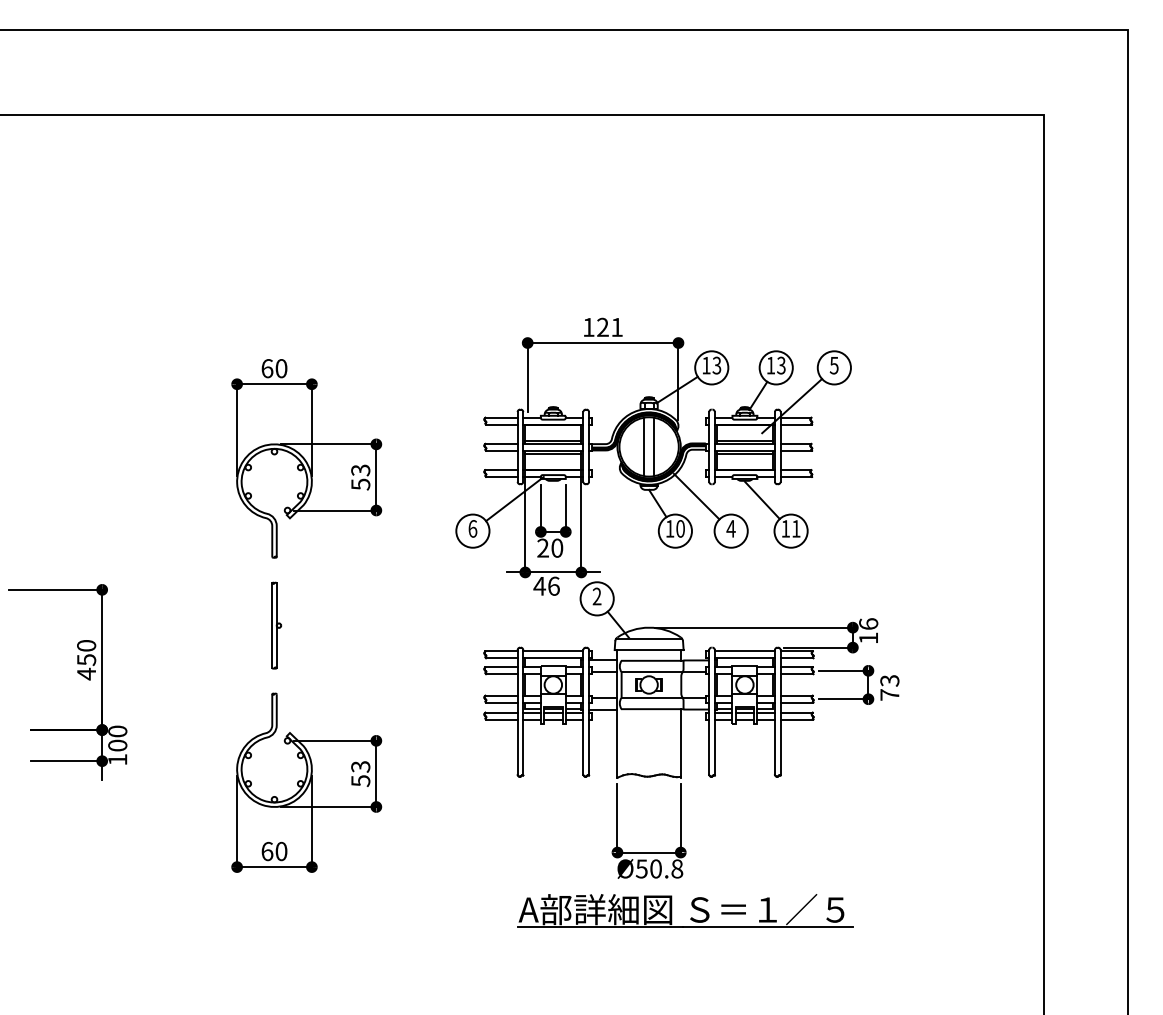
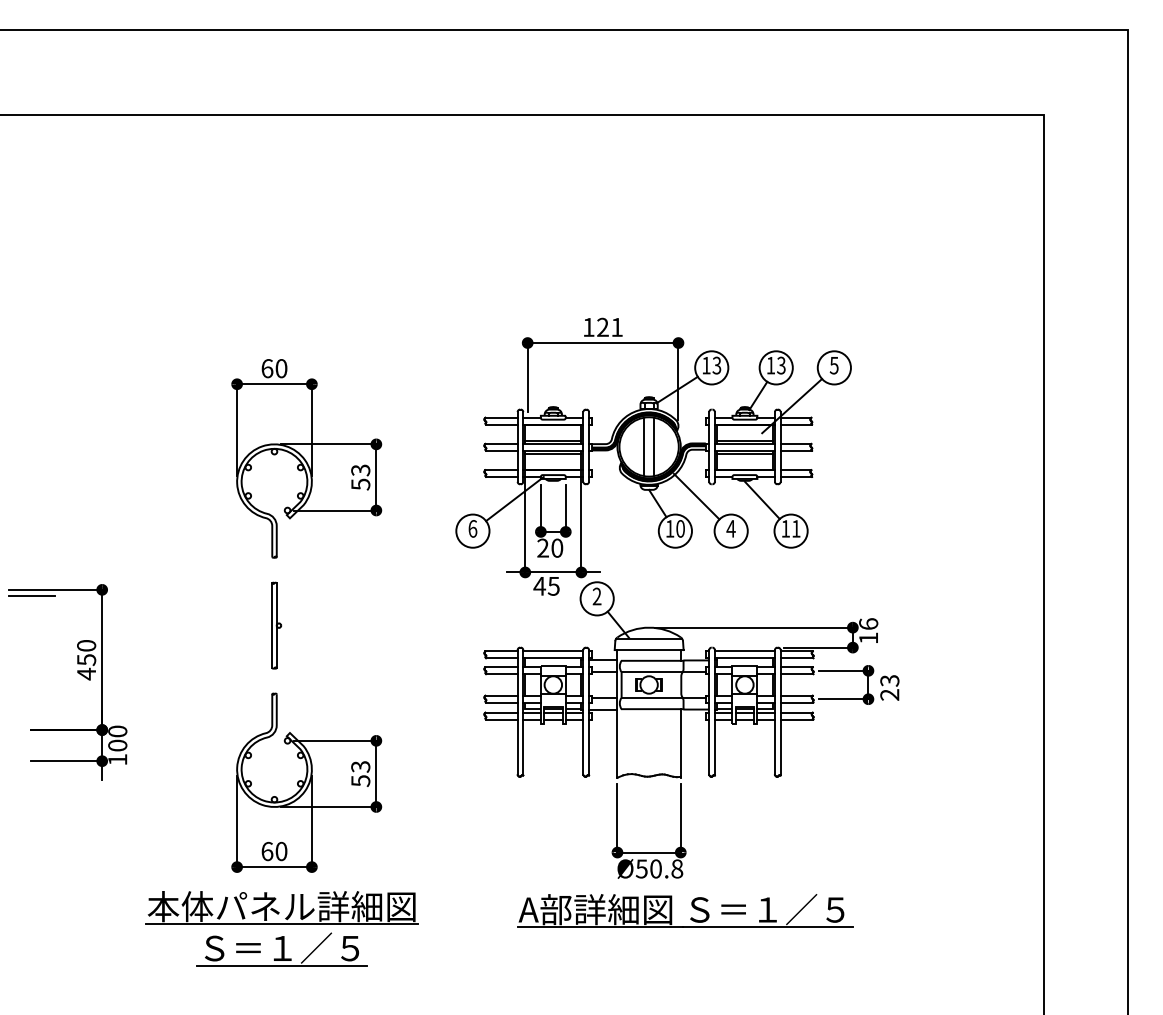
text: 46 -> 45 (553, 585)
line: none -> present (31, 596)
text: 73 -> 23 (889, 694)
part: none -> present (281, 928)
